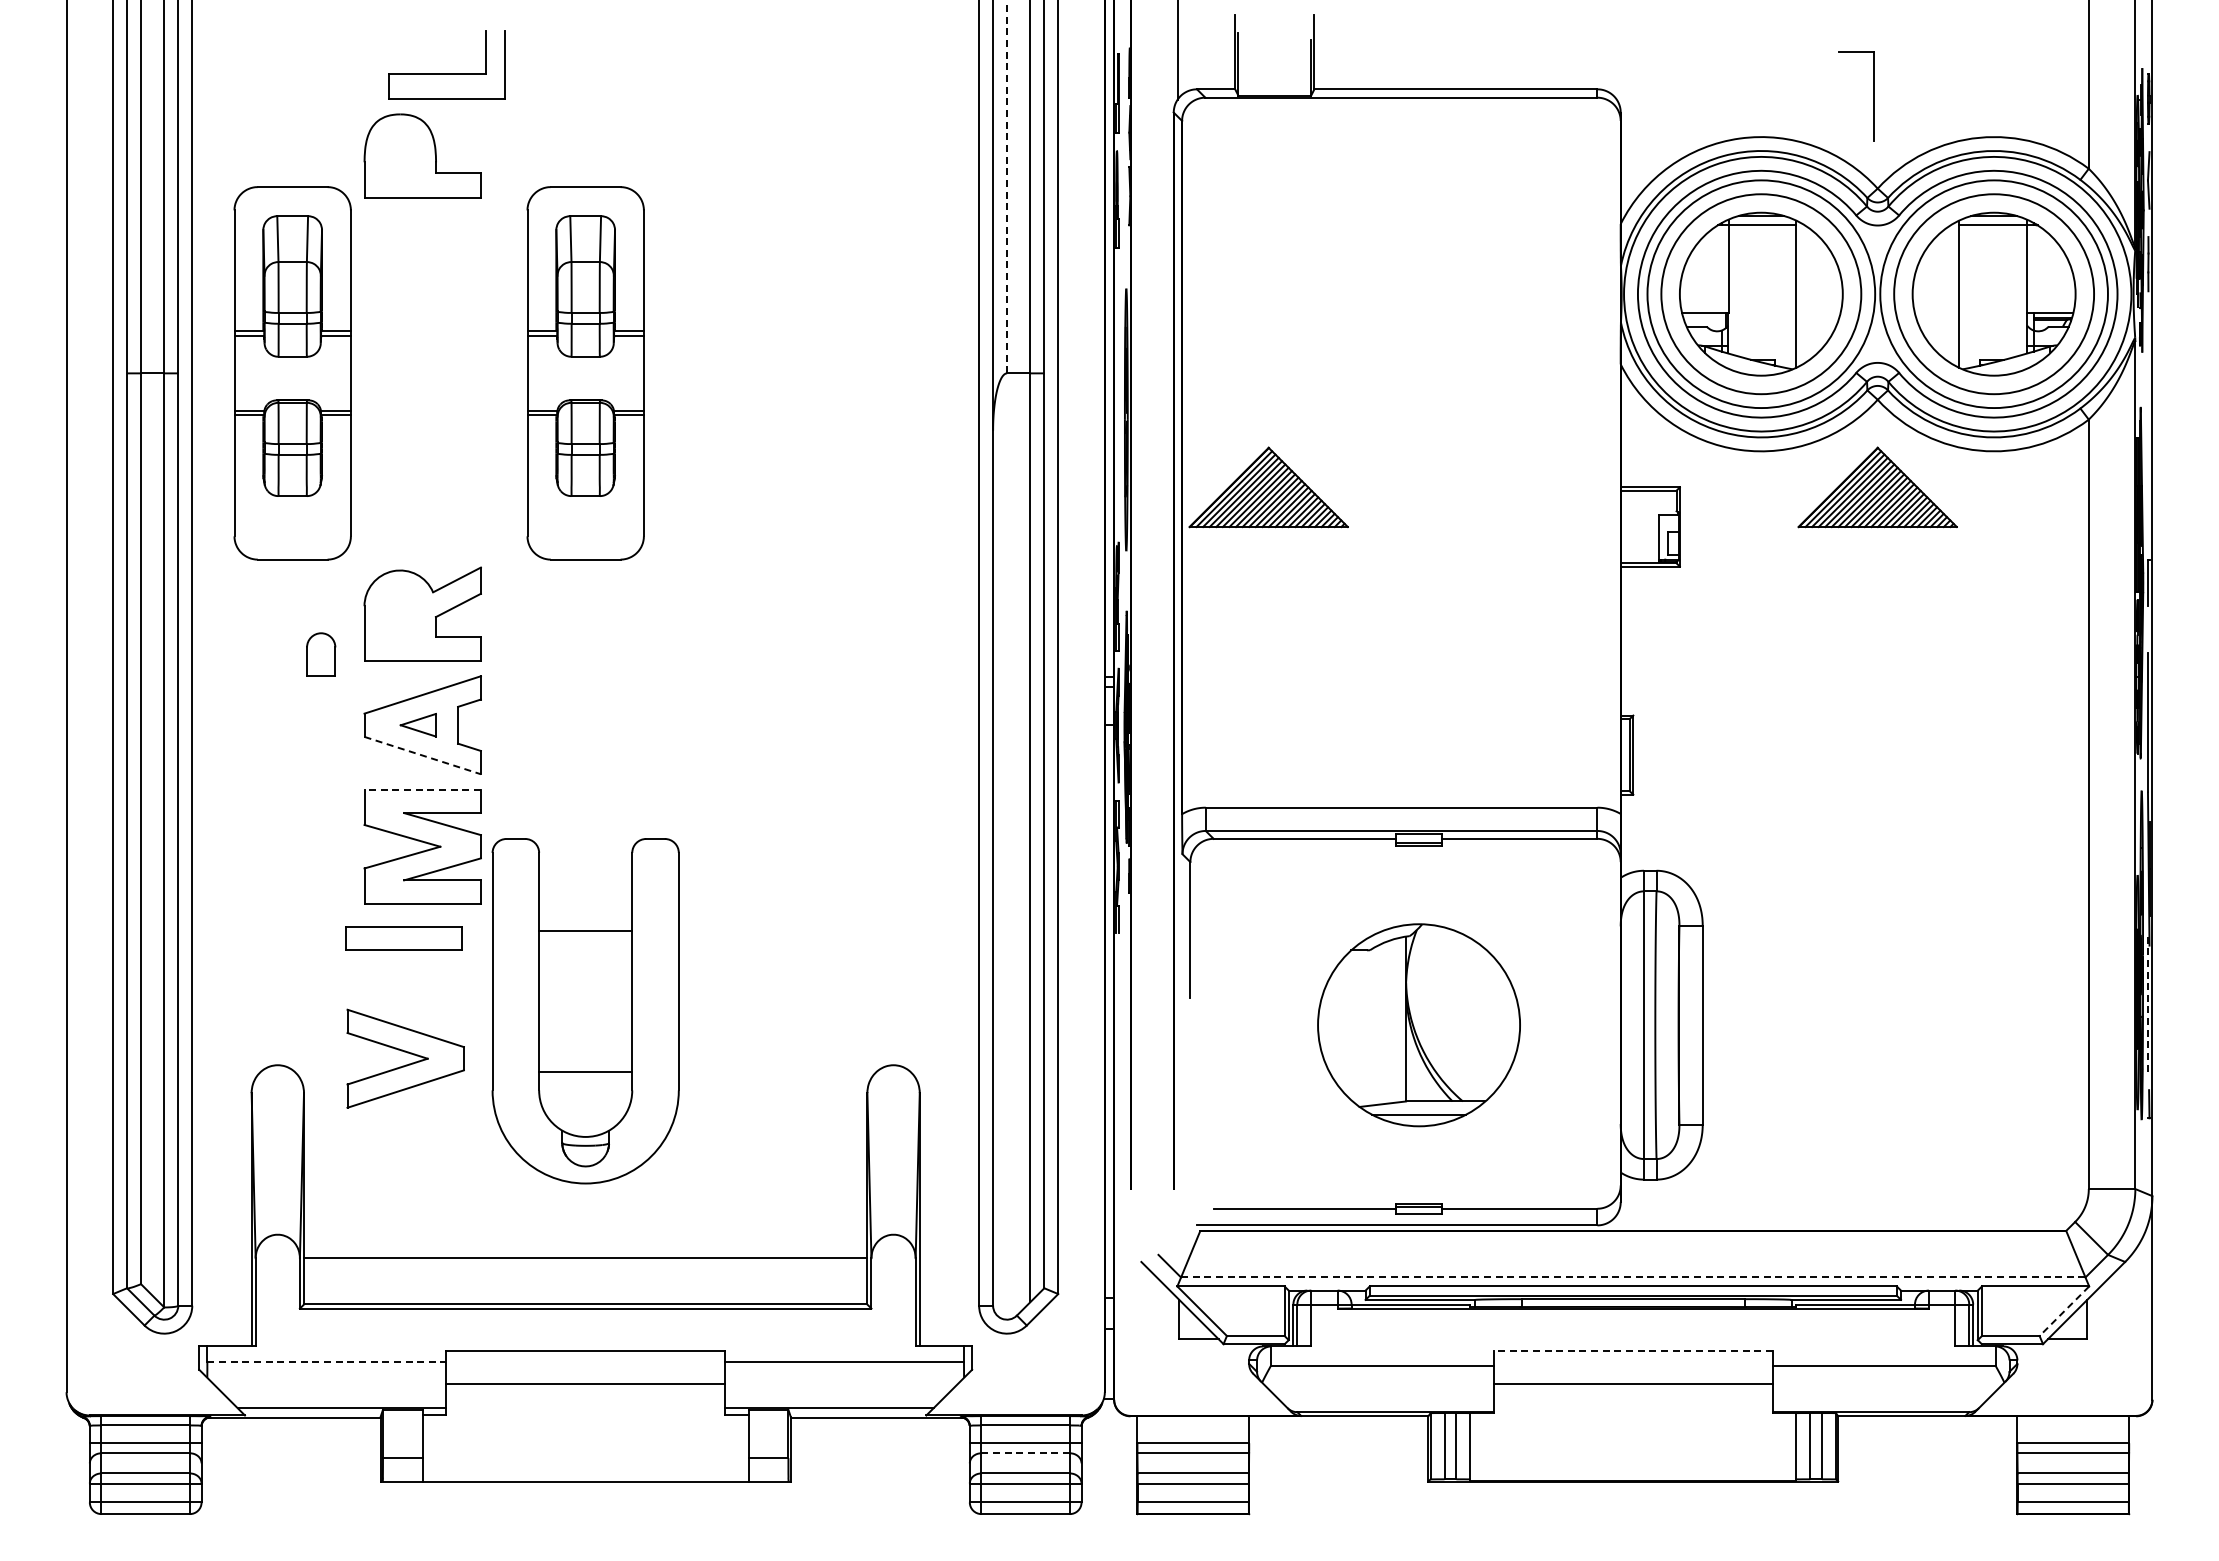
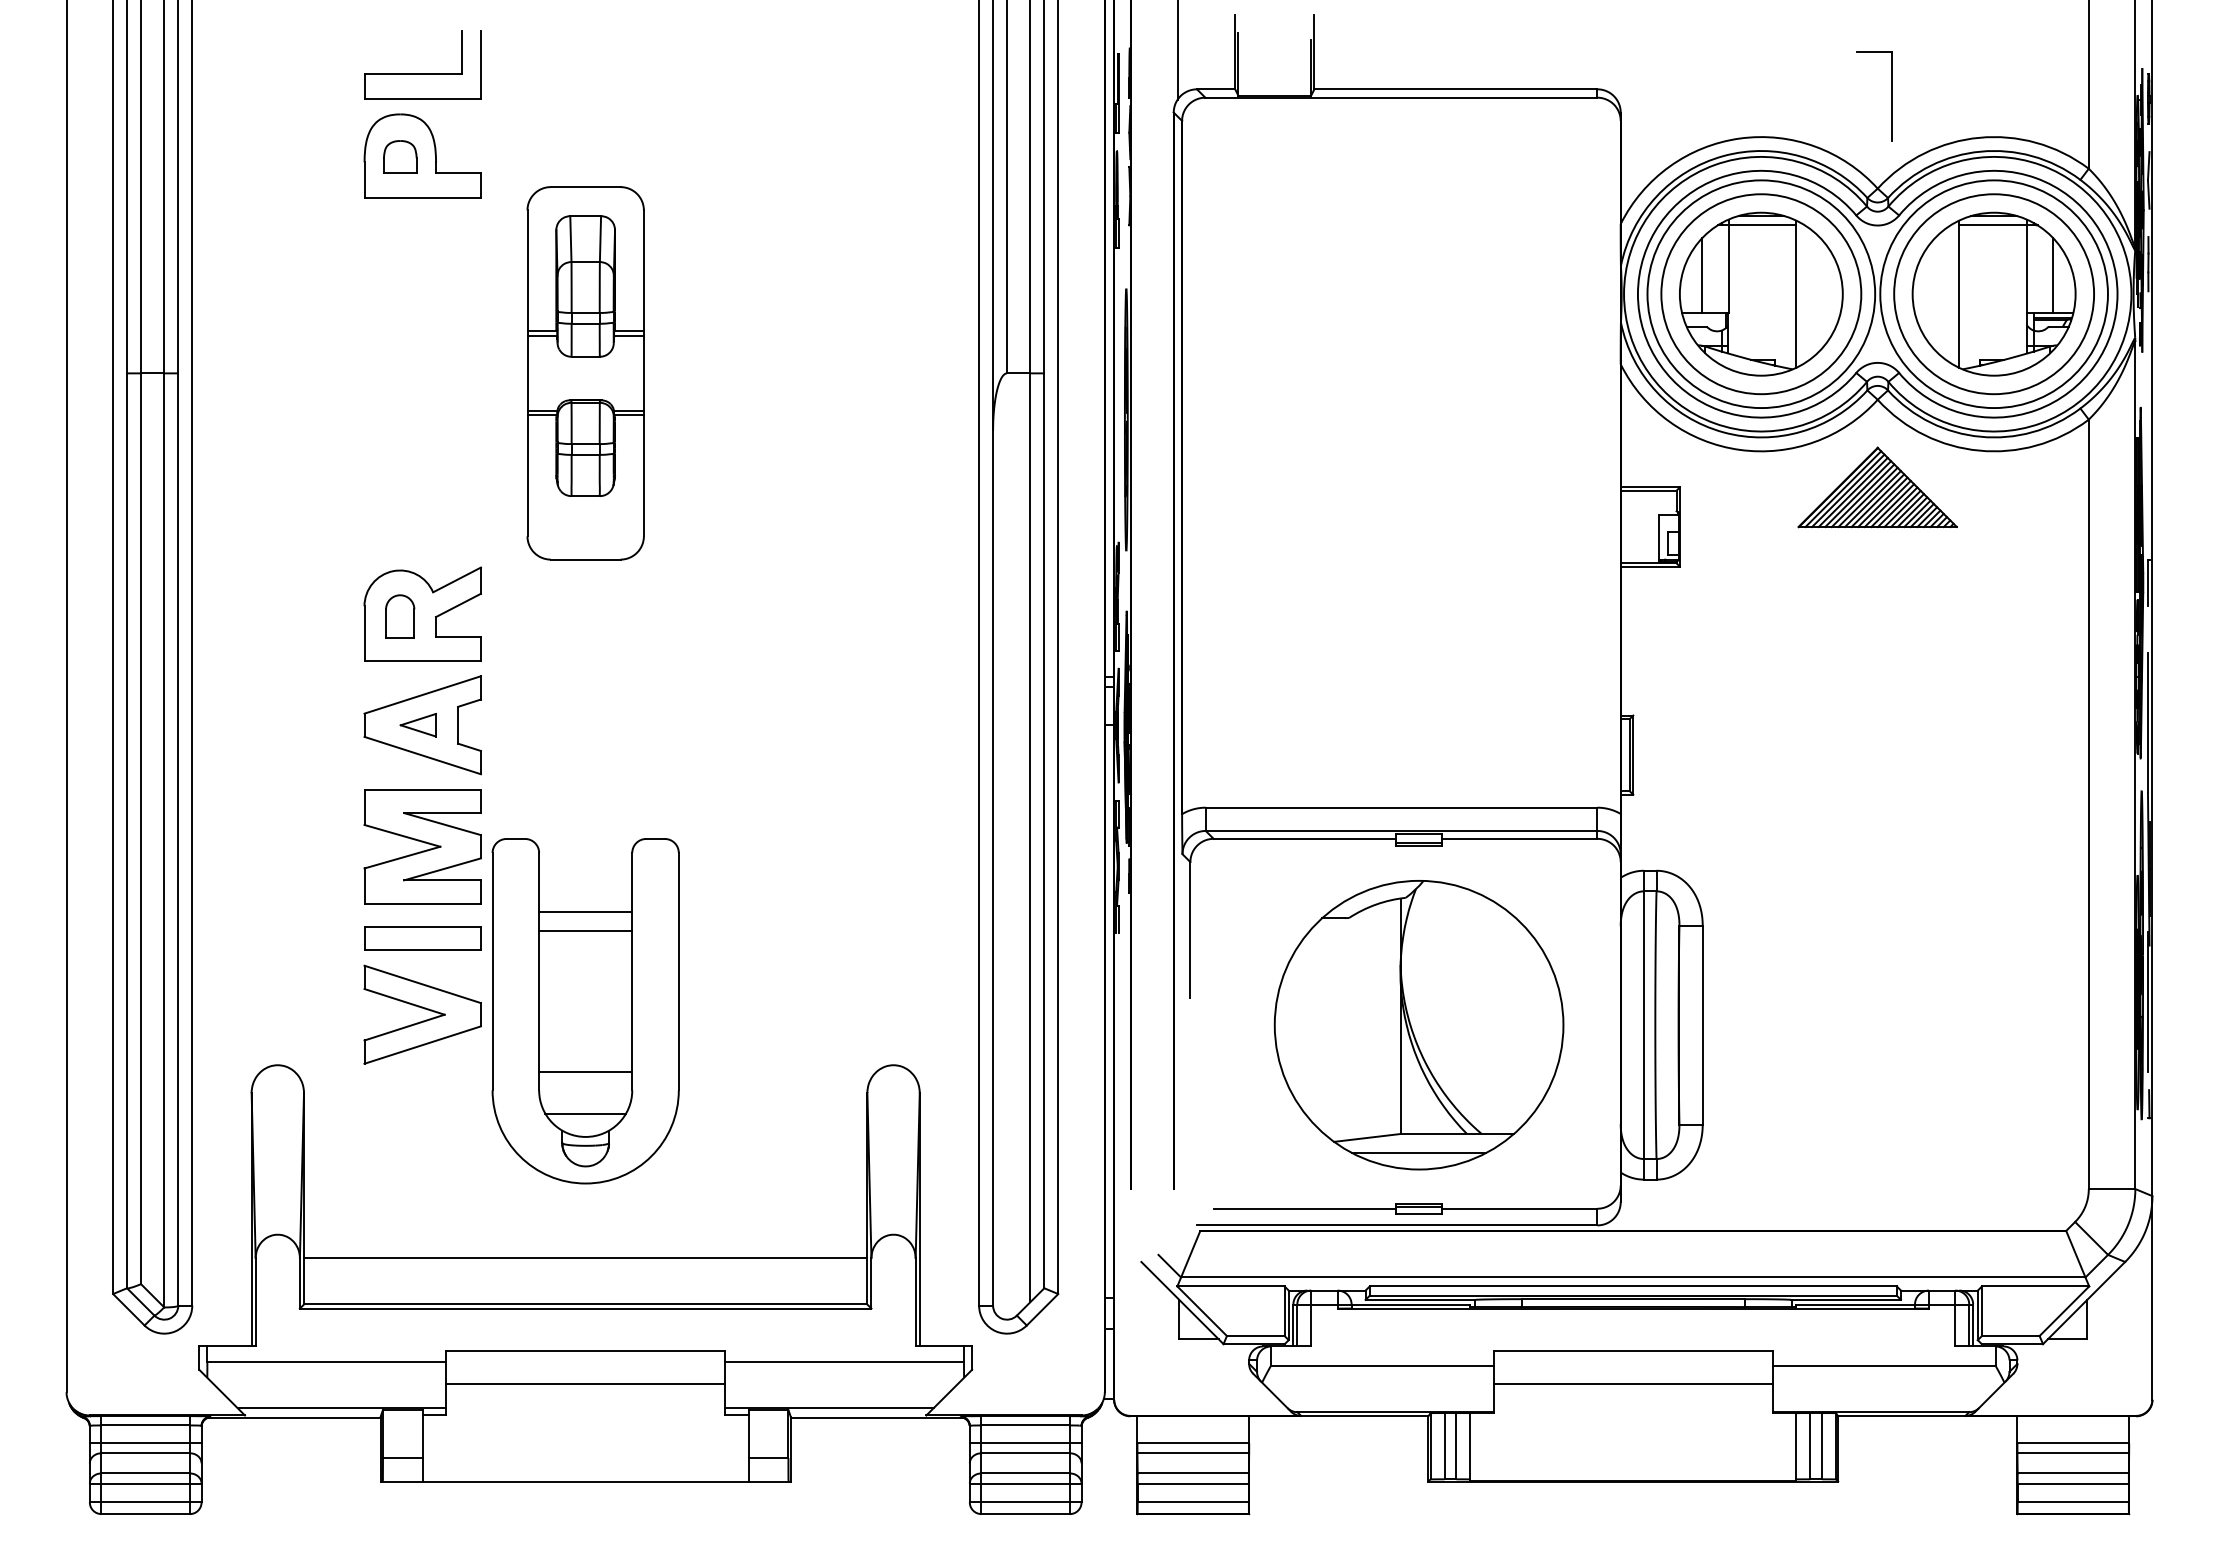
part position: (446, 73) -> (422, 73) (422, 73)
part position: (1873, 96) -> (1891, 96) (1891, 96)
part: none -> present (400, 156)
line: dashed -> solid (1007, 186)
line: none -> present (1702, 274)
line: none -> present (2053, 274)
part: present -> none (292, 373)
part: present -> none (1268, 487)
part position: (321, 654) -> (400, 616) (400, 616)
line: dashed -> solid (423, 755)
line: dashed -> solid (422, 789)
line: none -> present (585, 911)
part position: (403, 938) -> (422, 938) (422, 938)
line: dashed -> solid (2147, 1001)
part size: 204x205 px -> 292x291 px (1418, 1025)
part position: (405, 1058) -> (422, 1014) (422, 1014)
line: none -> present (585, 1113)
line: dashed -> solid (1632, 1277)
line: dashed -> solid (2064, 1311)
line: dashed -> solid (1633, 1351)
line: dashed -> solid (327, 1361)
line: dashed -> solid (1026, 1453)
